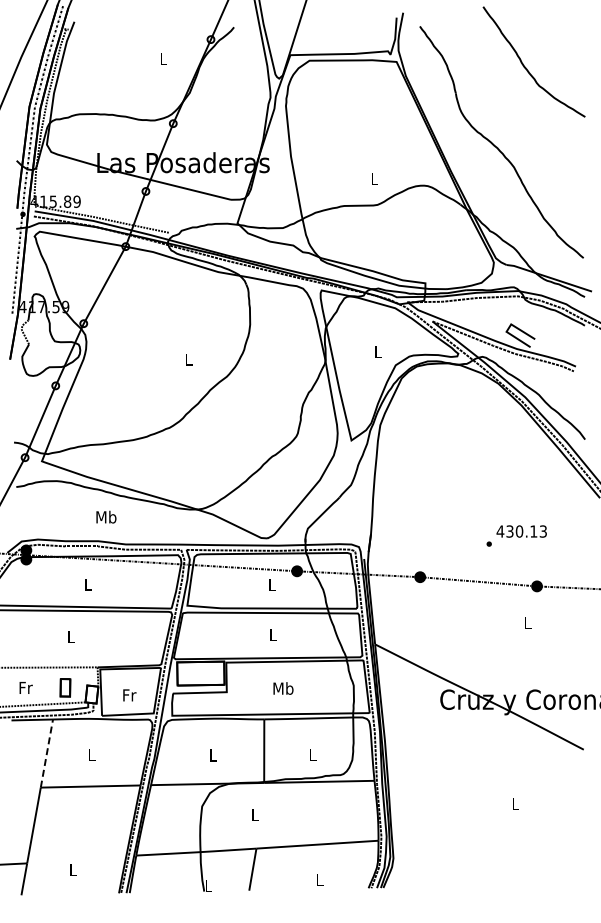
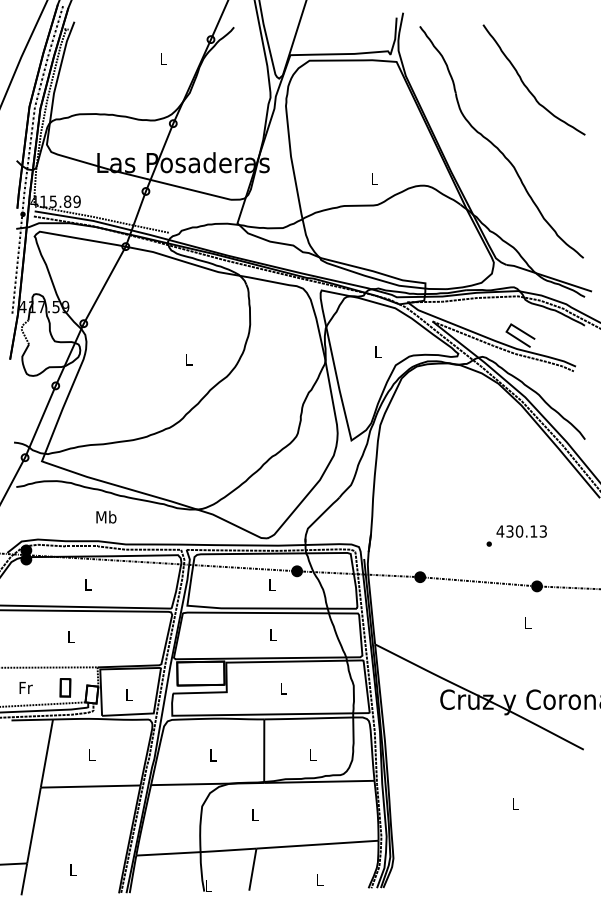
curve position: (526, 67) -> (526, 85) (526, 85)
text: Mb -> L (283, 688)
text: Fr -> L (129, 695)
line: dashed -> solid (46, 753)
